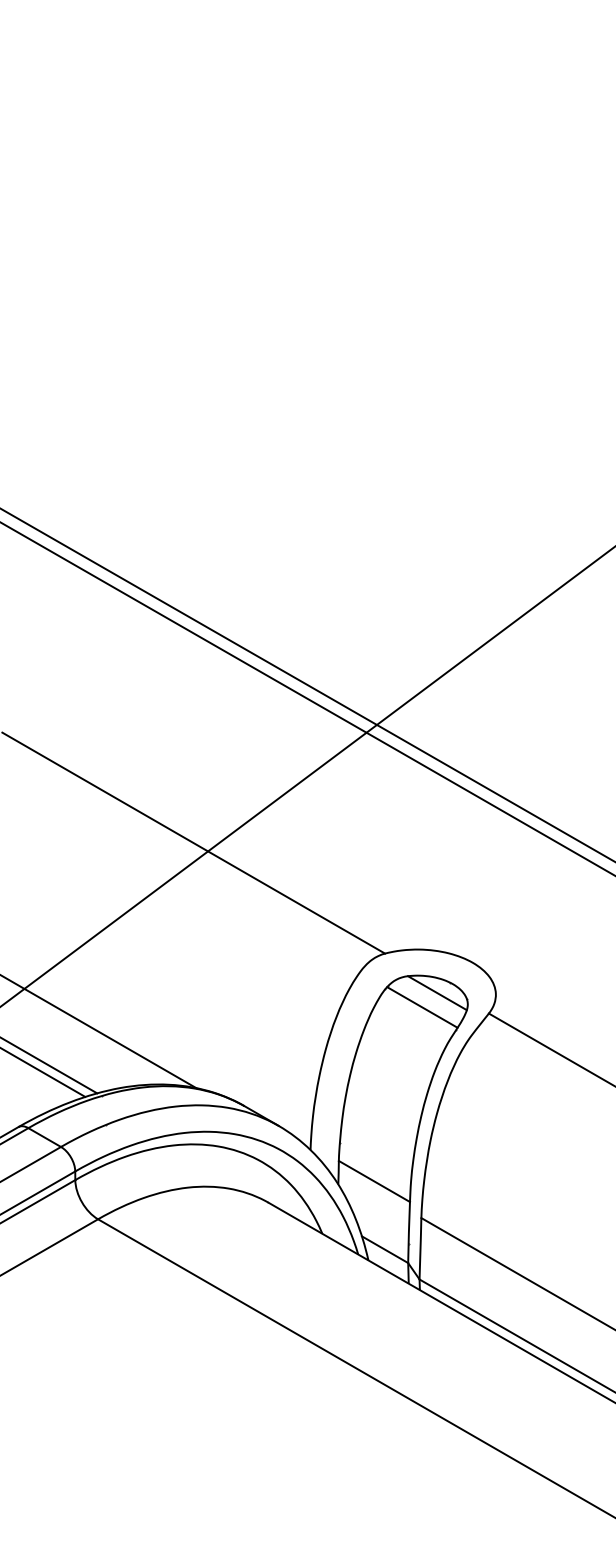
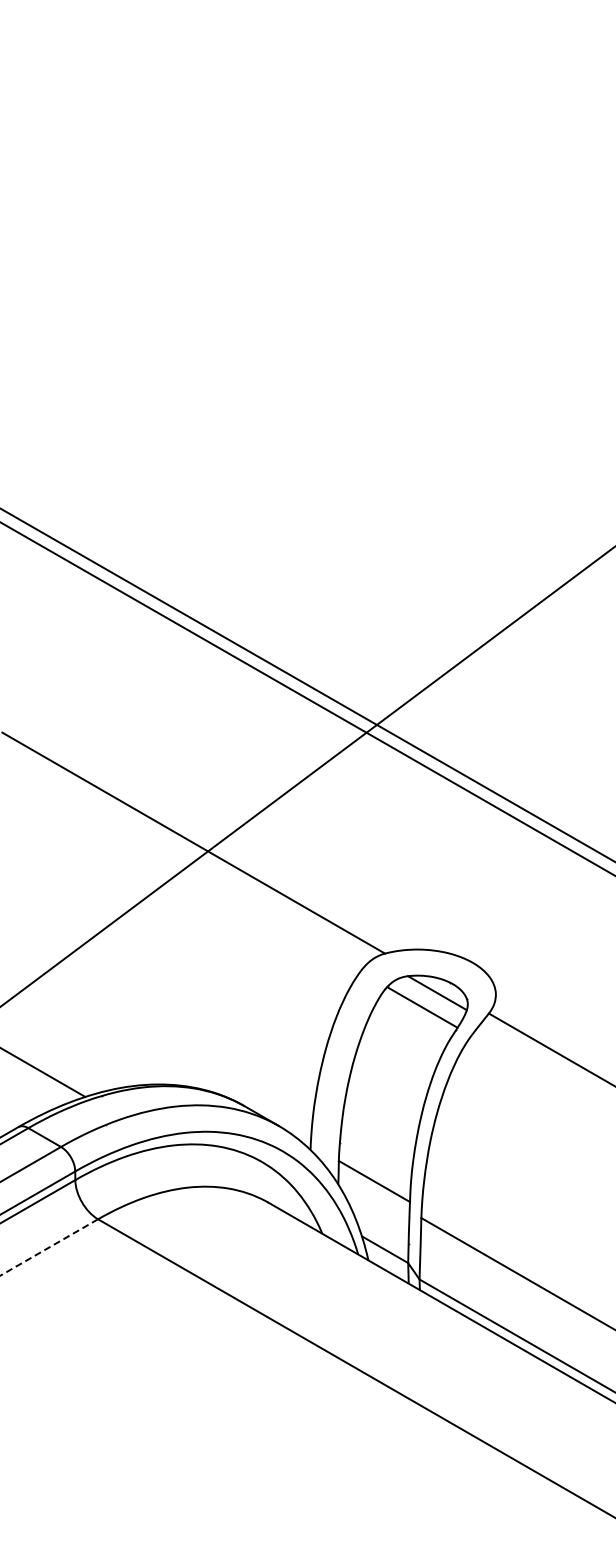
line: present -> none (99, 1032)
line: present -> none (49, 1065)
line: solid -> dashed (48, 1247)
